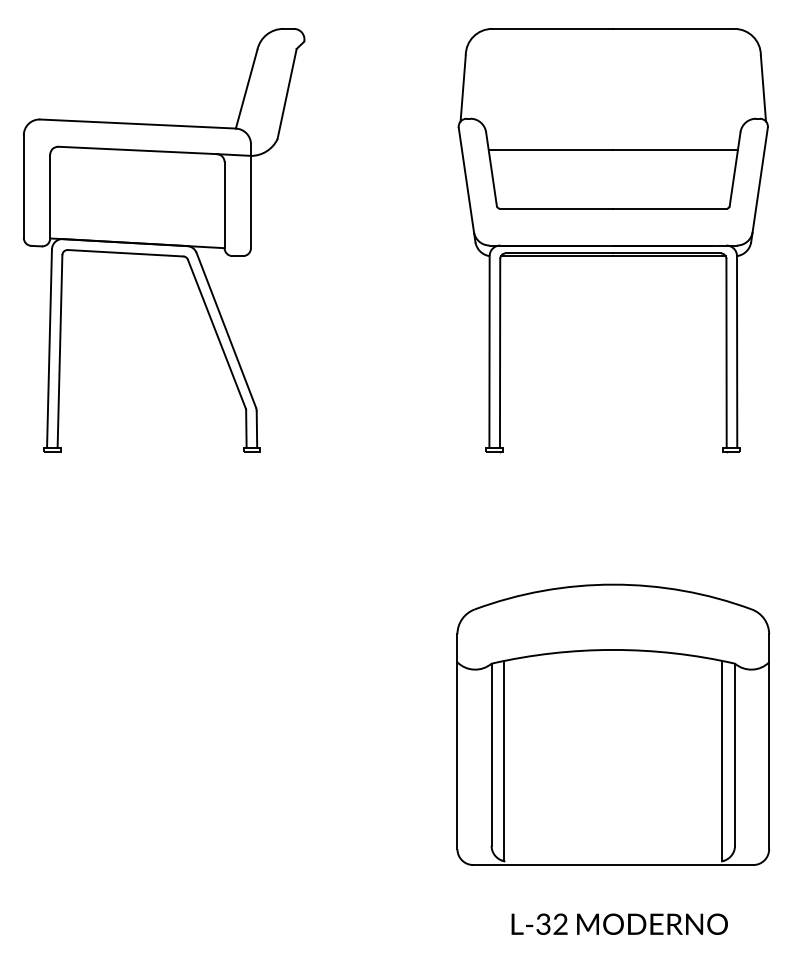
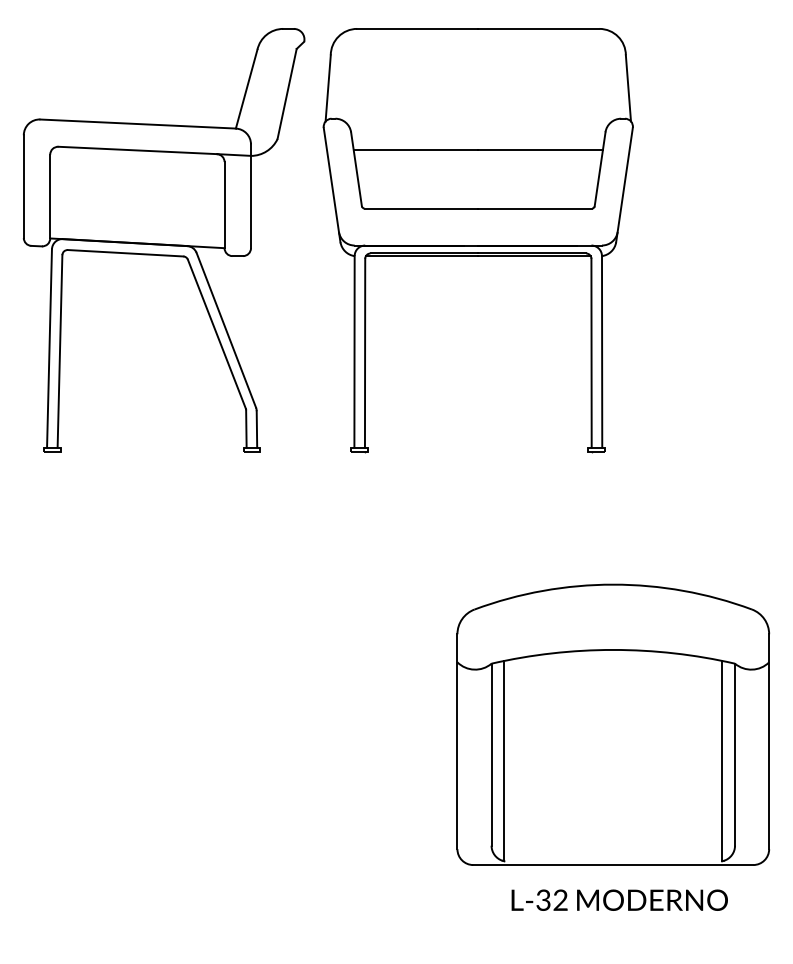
part position: (612, 240) -> (477, 240) (477, 240)
text position: (619, 923) -> (619, 899) (619, 899)
